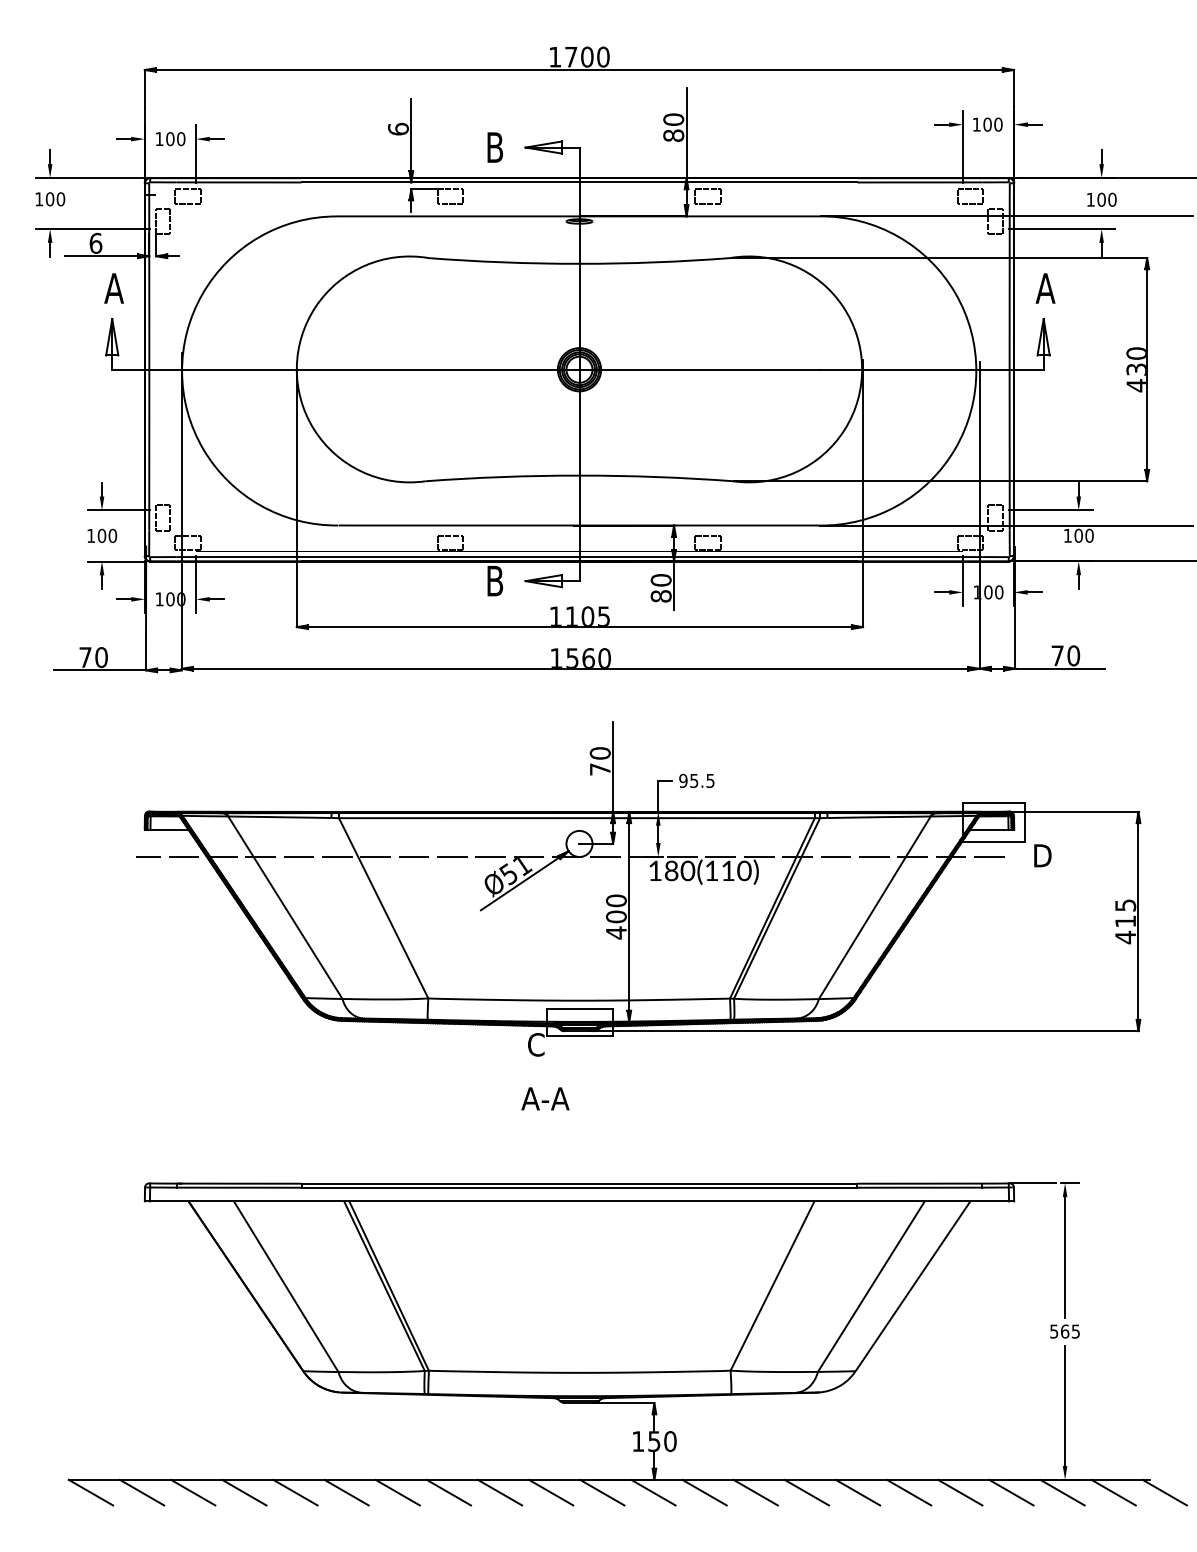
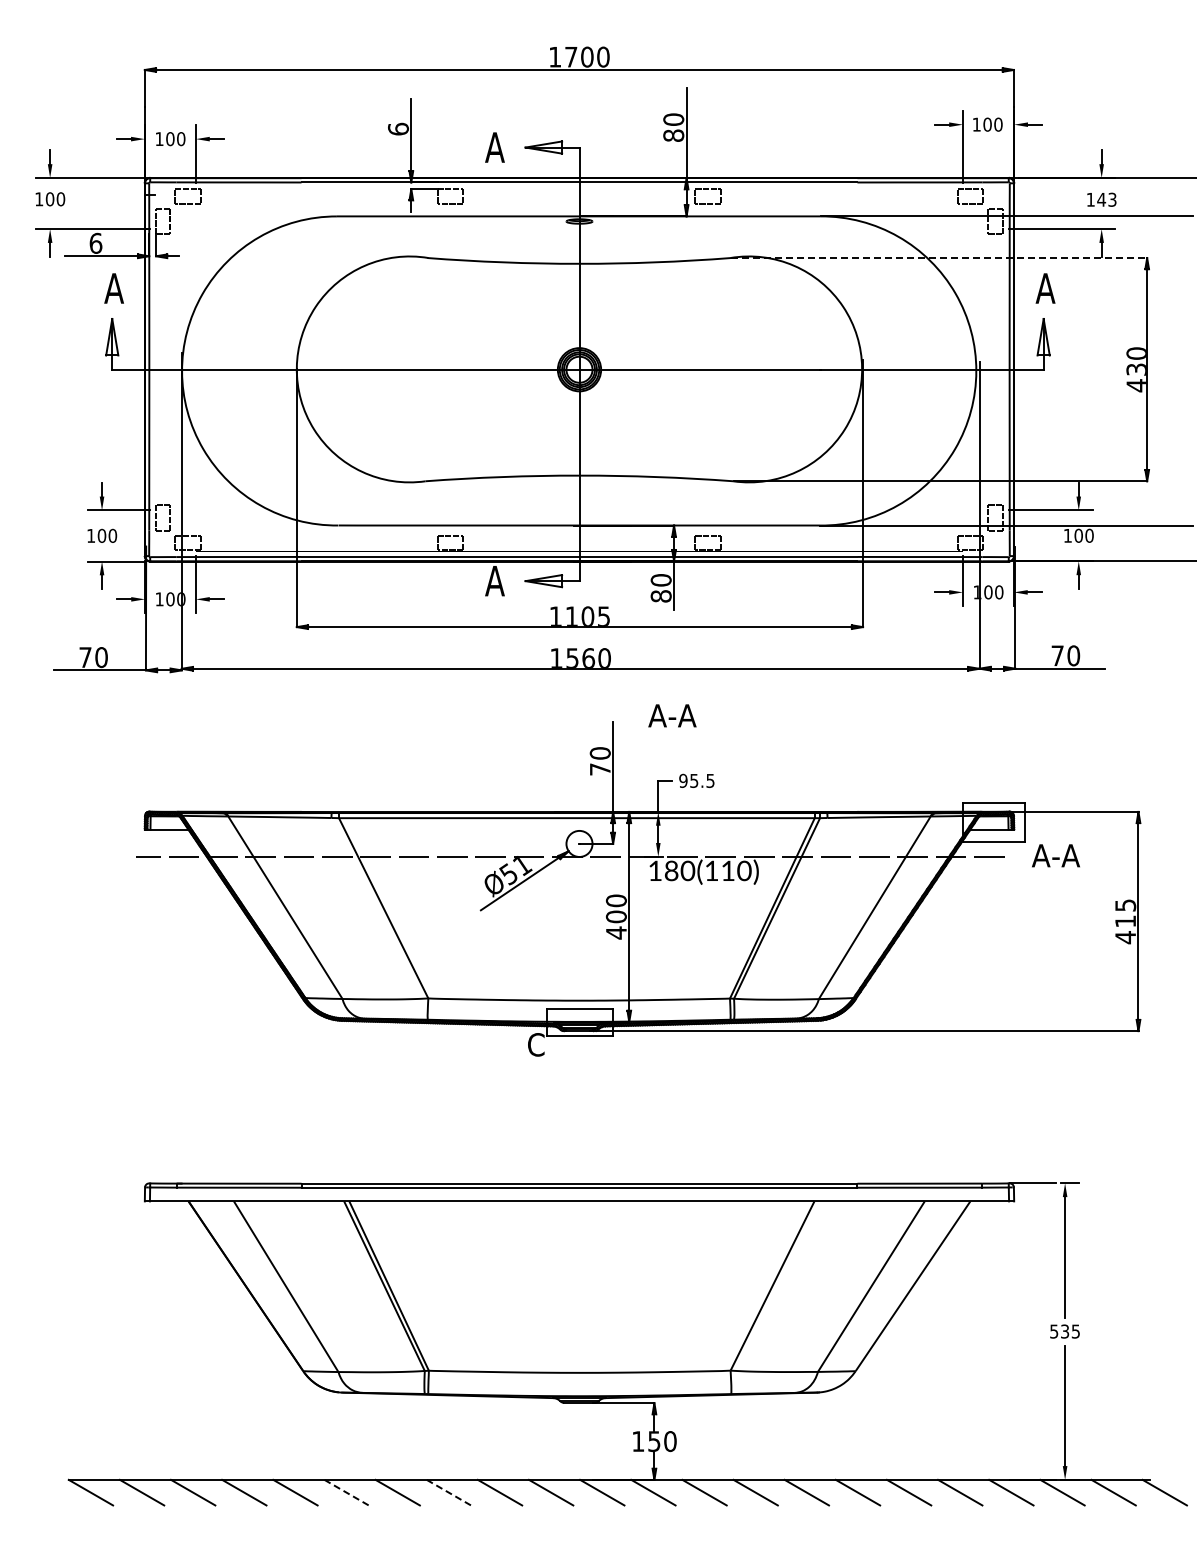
text: B -> A (494, 147)
text: 100 -> 143 (1106, 199)
line: solid -> dashed (939, 258)
text: B -> A (494, 581)
text: D -> A-A (1055, 855)
text position: (545, 1098) -> (672, 715) (672, 715)
text: 565 -> 535 (1065, 1331)
line: solid -> dashed (346, 1492)
line: solid -> dashed (448, 1492)
